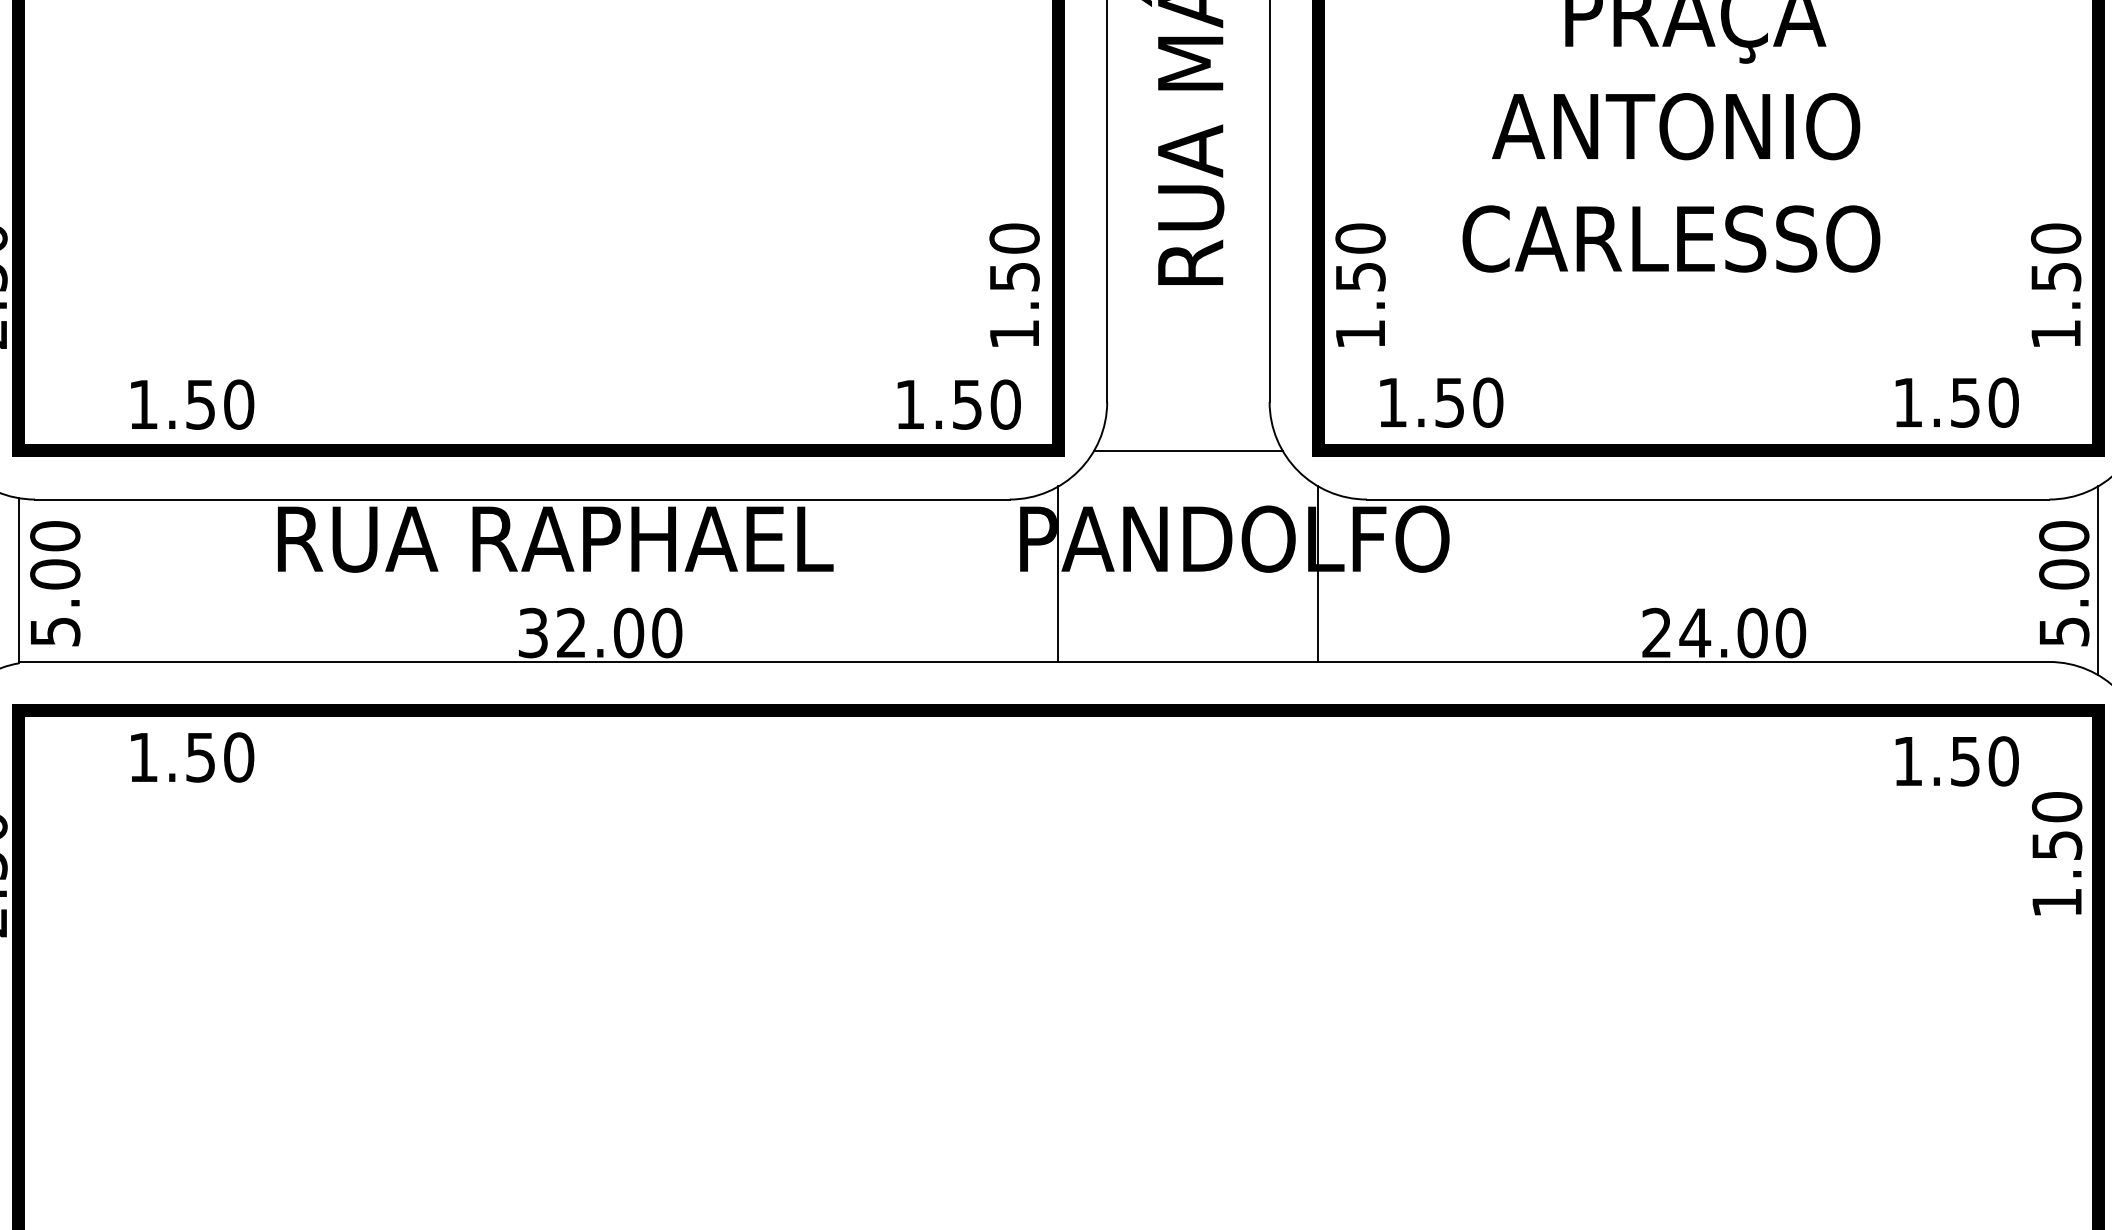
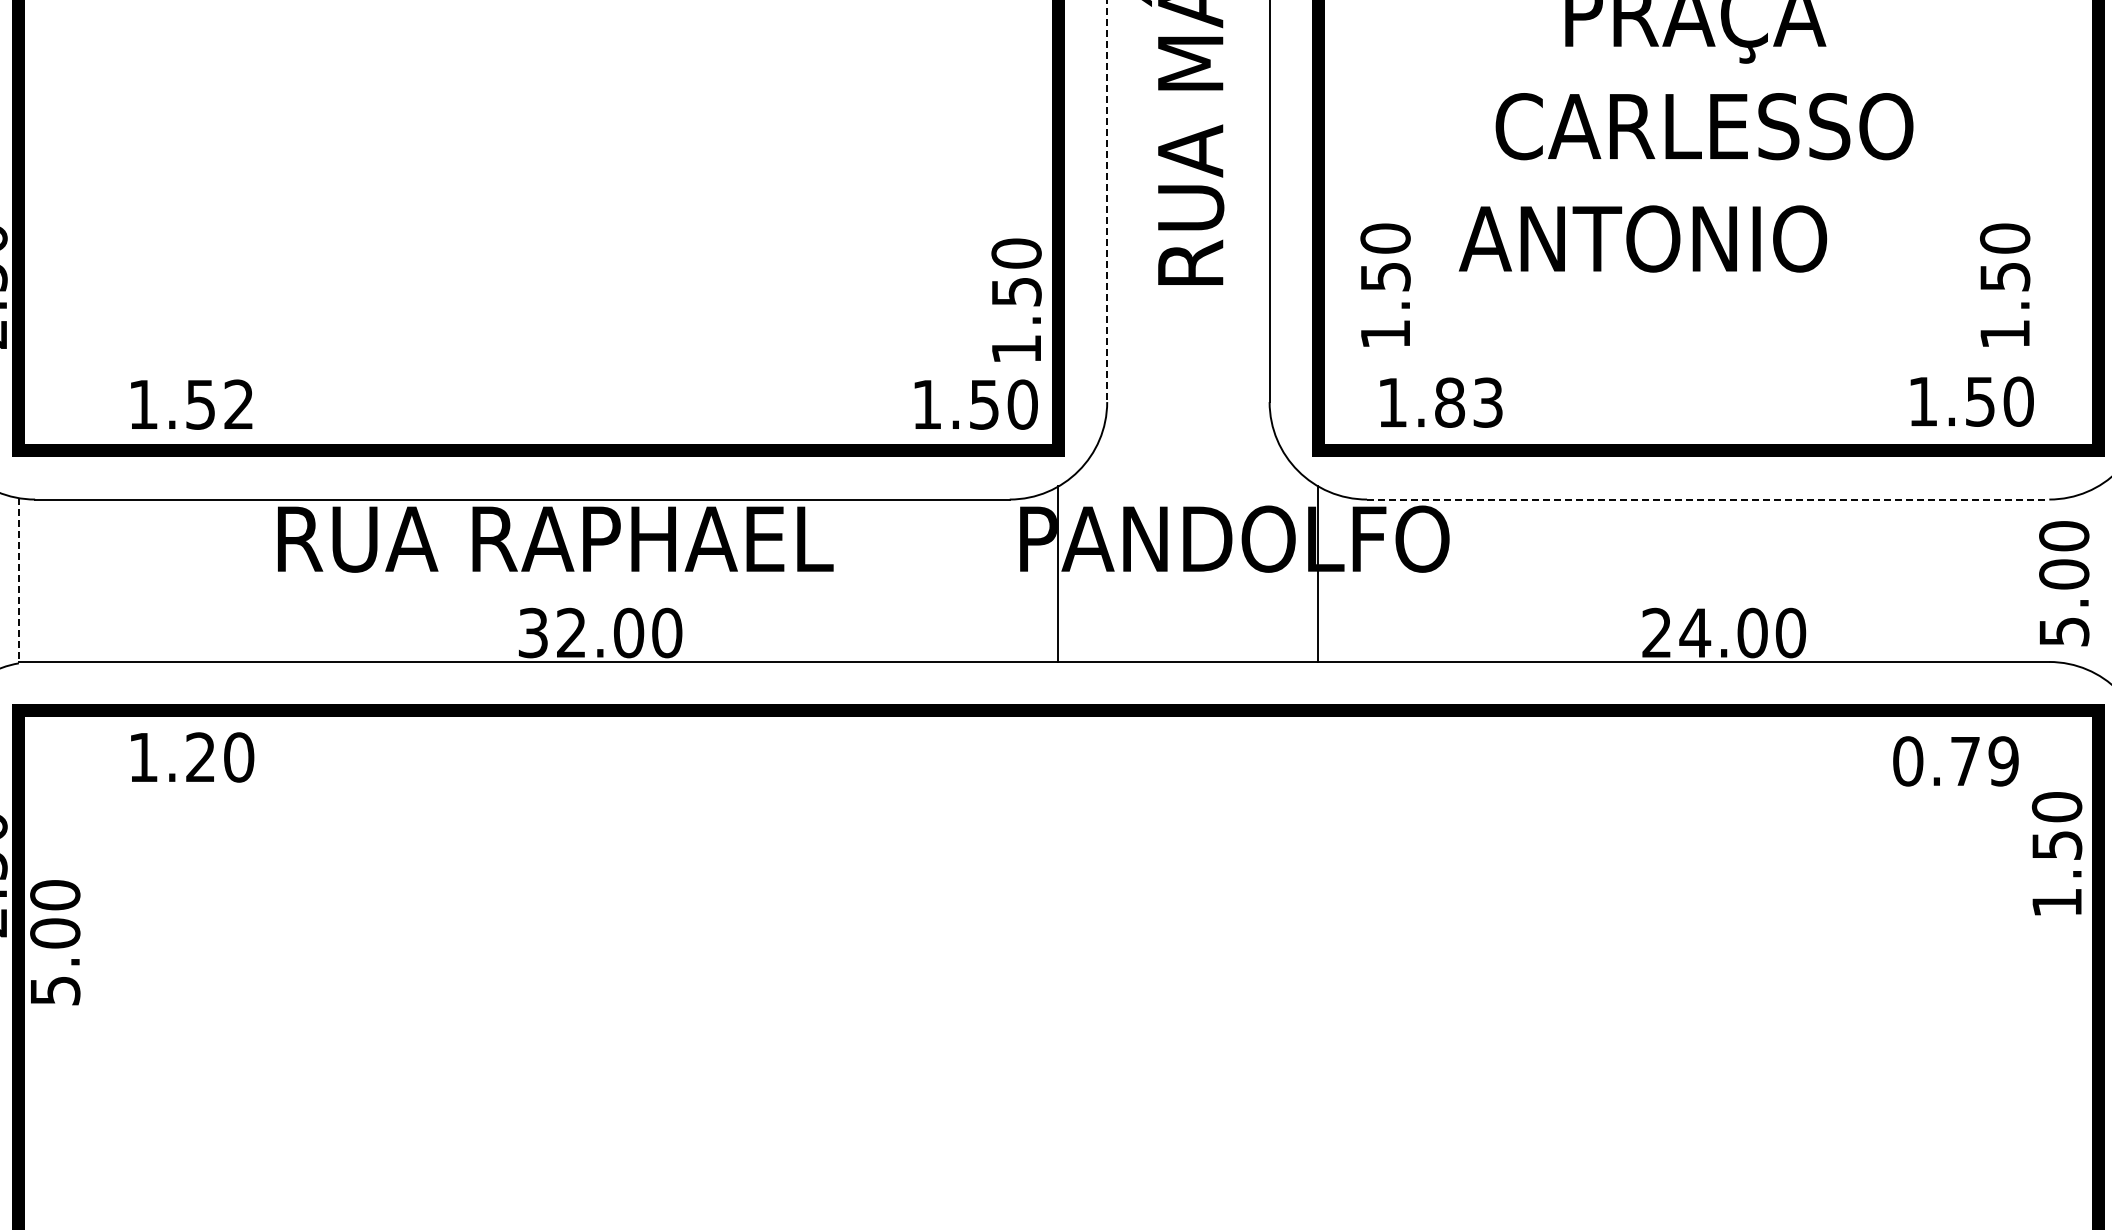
text: ANTONIO -> CARLESSO (1702, 126)
line: solid -> dashed (1107, 201)
text: CARLESSO -> ANTONIO (1669, 238)
text position: (1014, 284) -> (1016, 299) (1016, 299)
text position: (1360, 284) -> (1385, 284) (1385, 284)
text position: (2056, 284) -> (2005, 284) (2005, 284)
text: 1.50 -> 1.83 (1469, 402)
text position: (1956, 402) -> (1971, 401) (1971, 401)
text: 1.50 -> 1.52 (239, 404)
text position: (958, 404) -> (975, 404) (975, 404)
line: present -> none (1188, 450)
line: solid -> dashed (1708, 499)
line: solid -> dashed (18, 580)
line: present -> none (2098, 580)
text position: (55, 583) -> (55, 942) (55, 942)
text: 1.50 -> 1.20 (200, 757)
text: 1.50 -> 0.79 (1955, 761)
